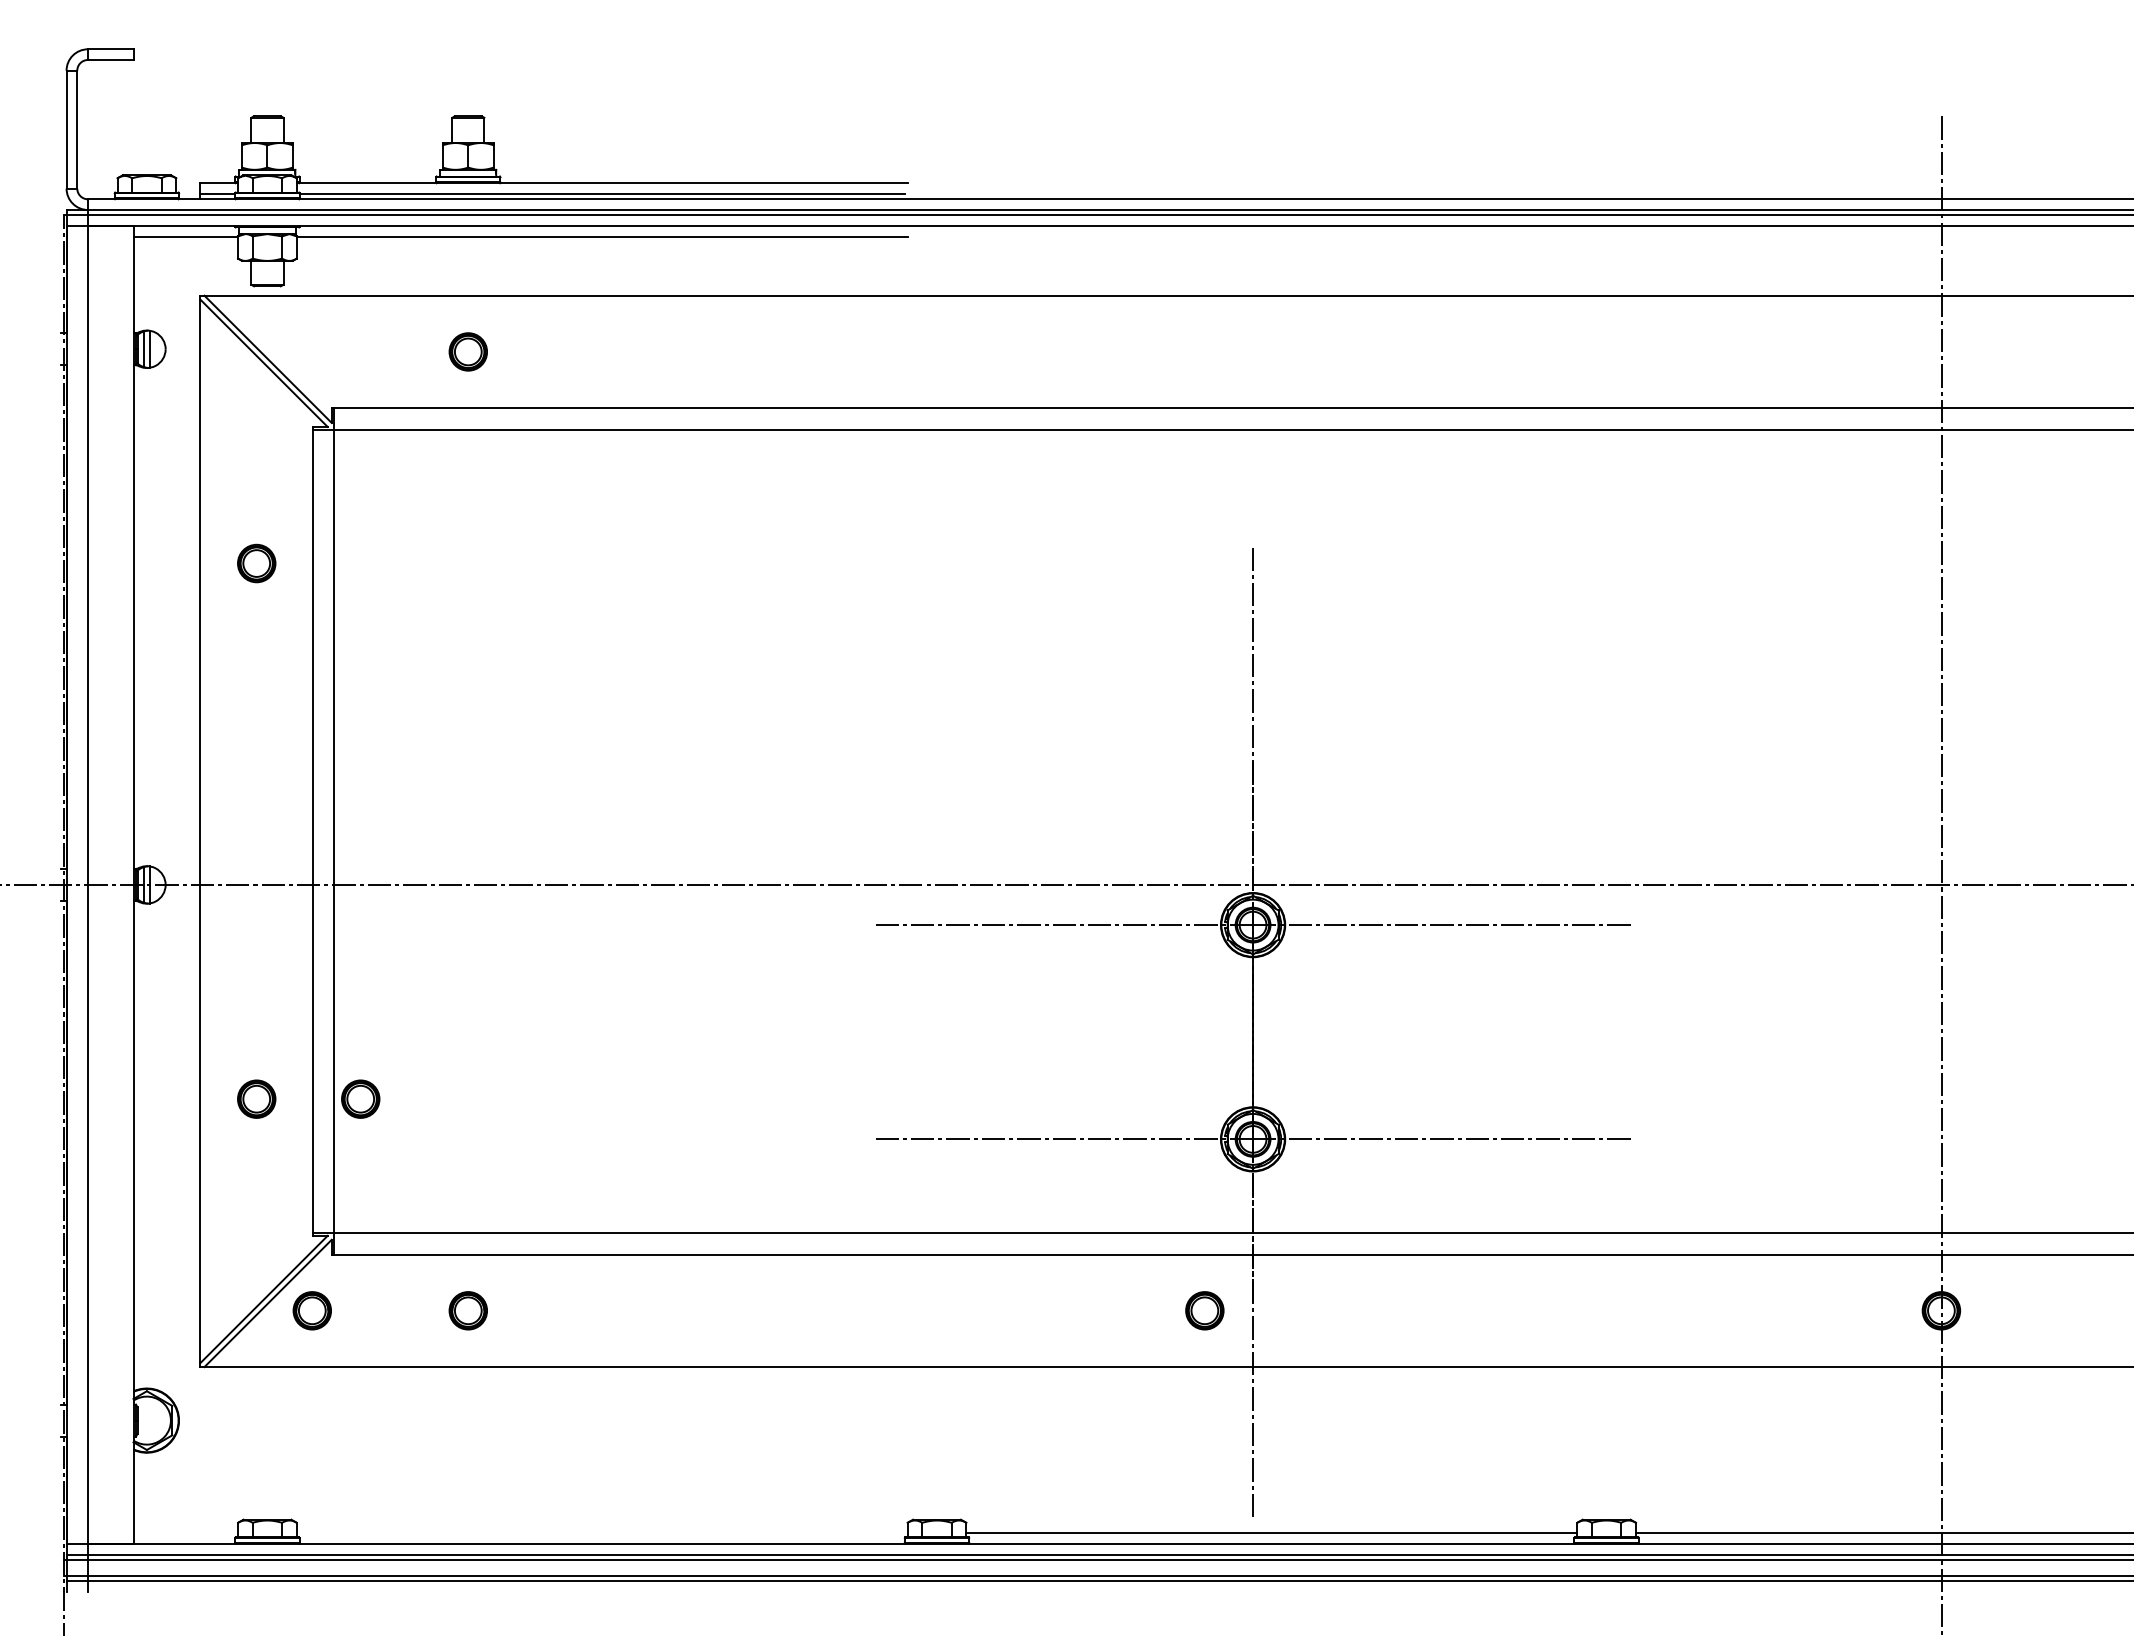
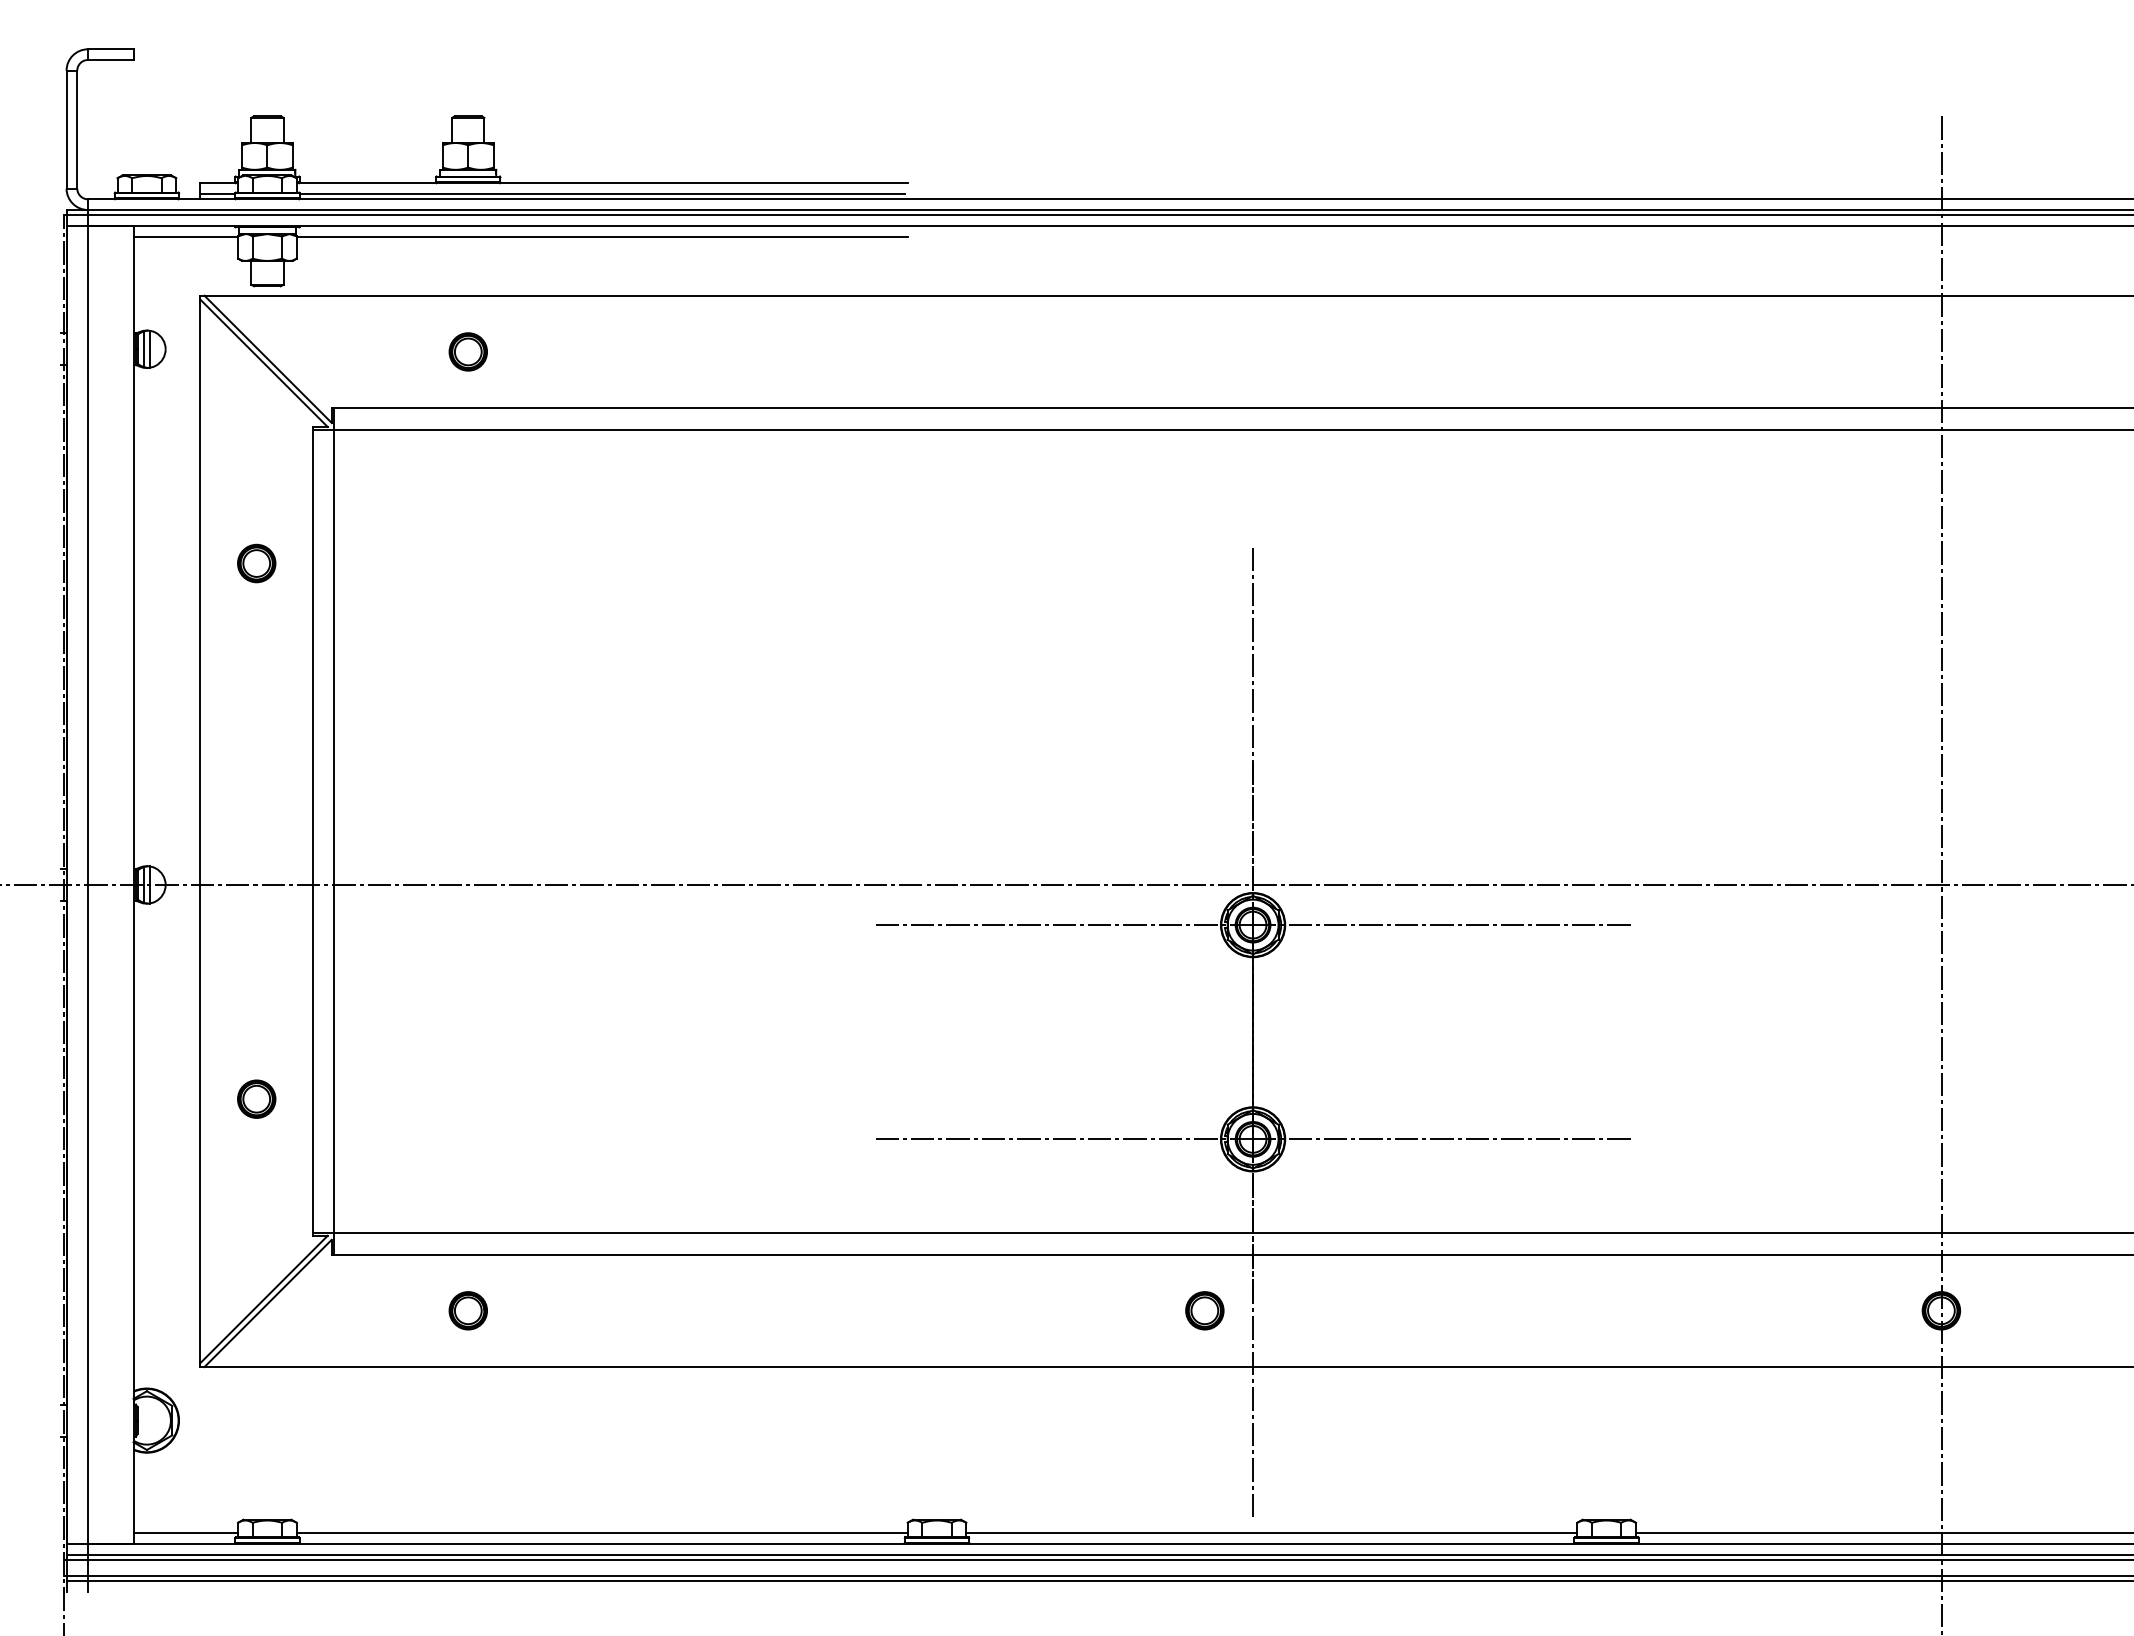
part: present -> none (360, 1098)
part: present -> none (311, 1310)
line: none -> present (185, 1533)
line: none -> present (601, 1533)
